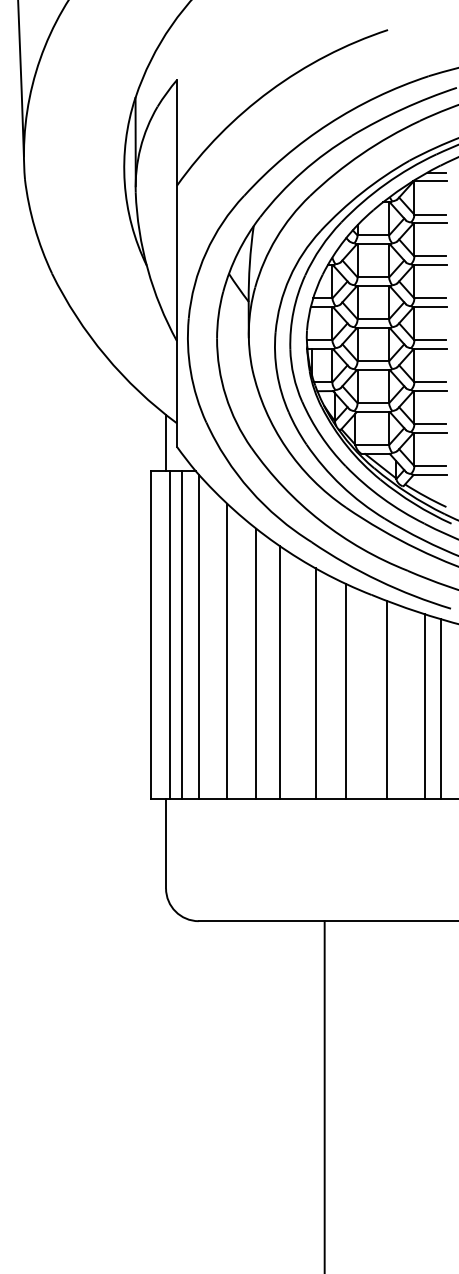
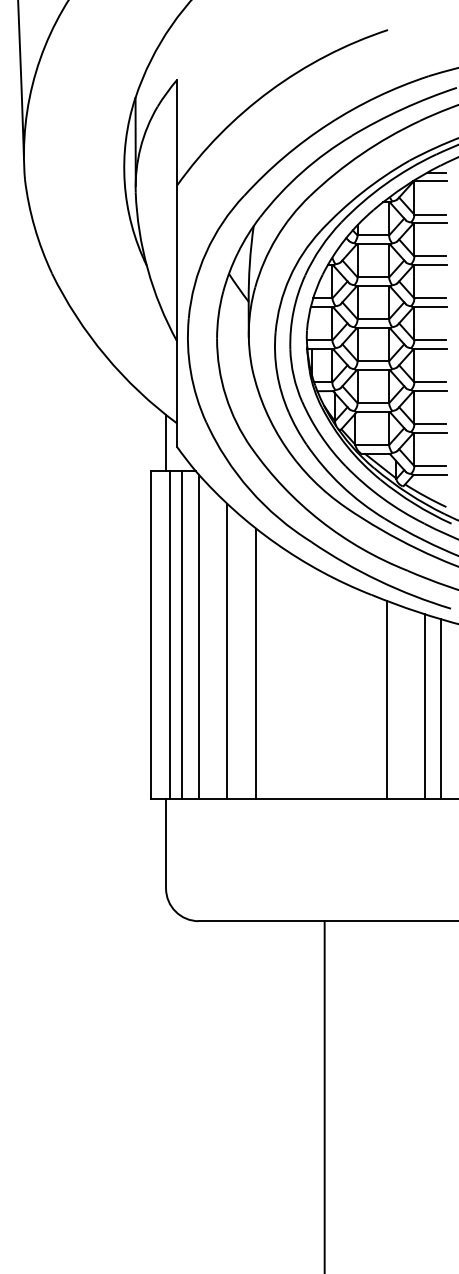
line: present -> none (280, 672)
line: present -> none (315, 683)
line: present -> none (346, 691)
